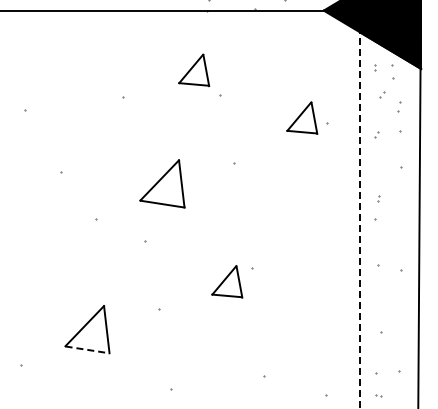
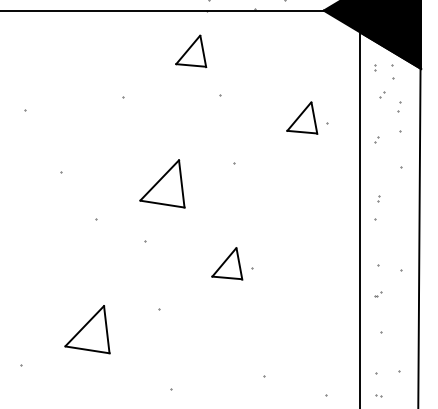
part position: (194, 70) -> (191, 51) (191, 51)
part position: (376, 134) -> (376, 139) (376, 139)
line: dashed -> solid (360, 220)
part position: (227, 281) -> (227, 263) (227, 263)
part: none -> present (378, 294)
line: dashed -> solid (88, 349)
